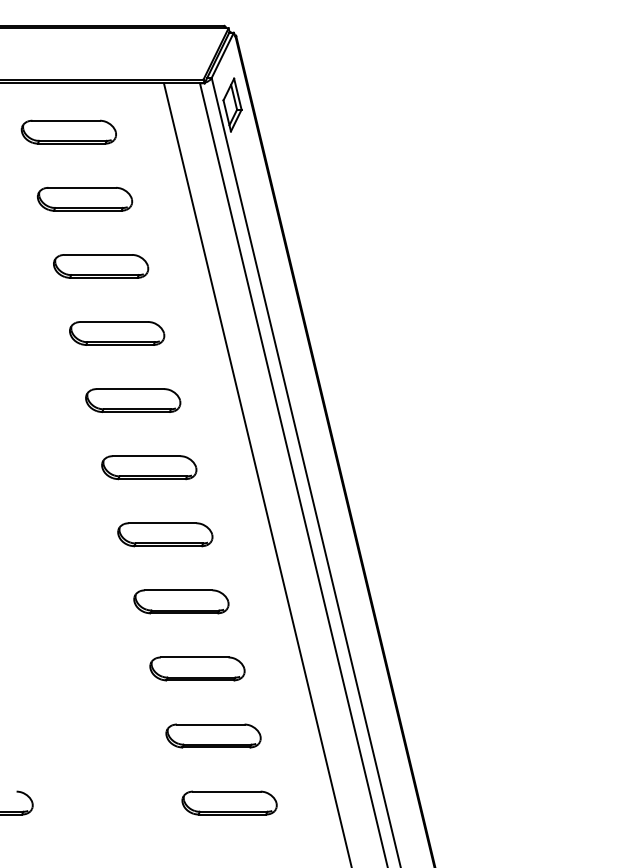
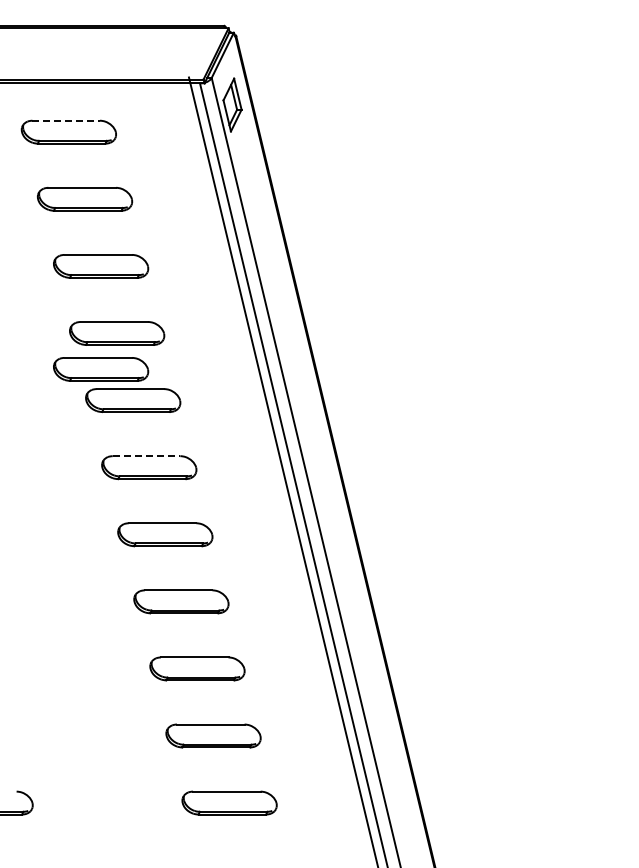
line: solid -> dashed (66, 120)
part: none -> present (101, 369)
line: solid -> dashed (146, 456)
line position: (257, 473) -> (282, 470) (282, 470)
